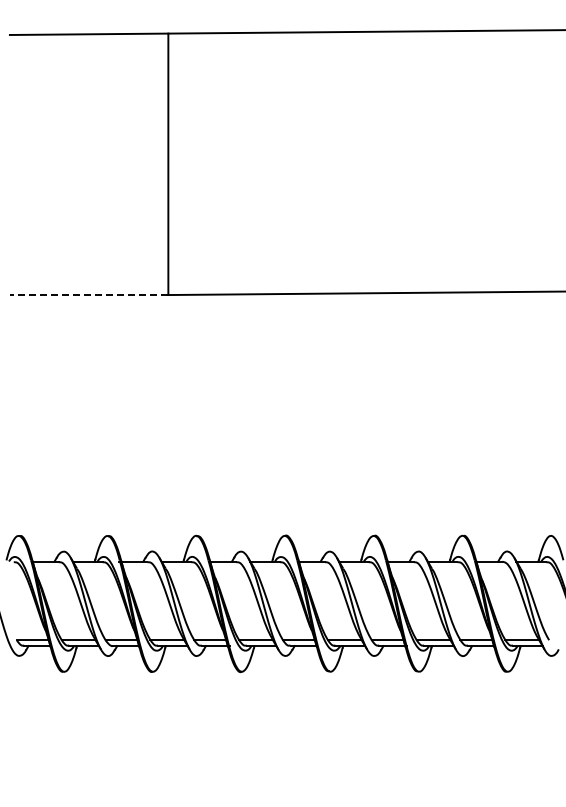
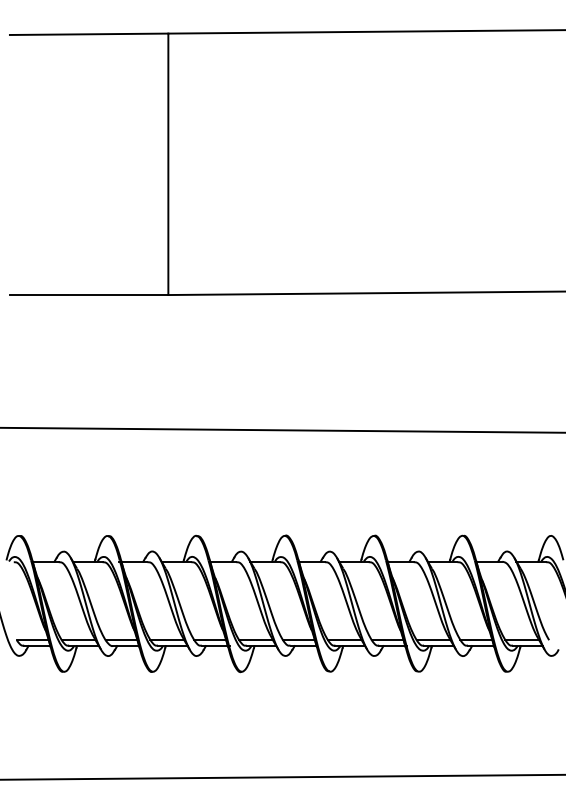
line: dashed -> solid (88, 295)
line: none -> present (282, 429)
line: none -> present (282, 776)
